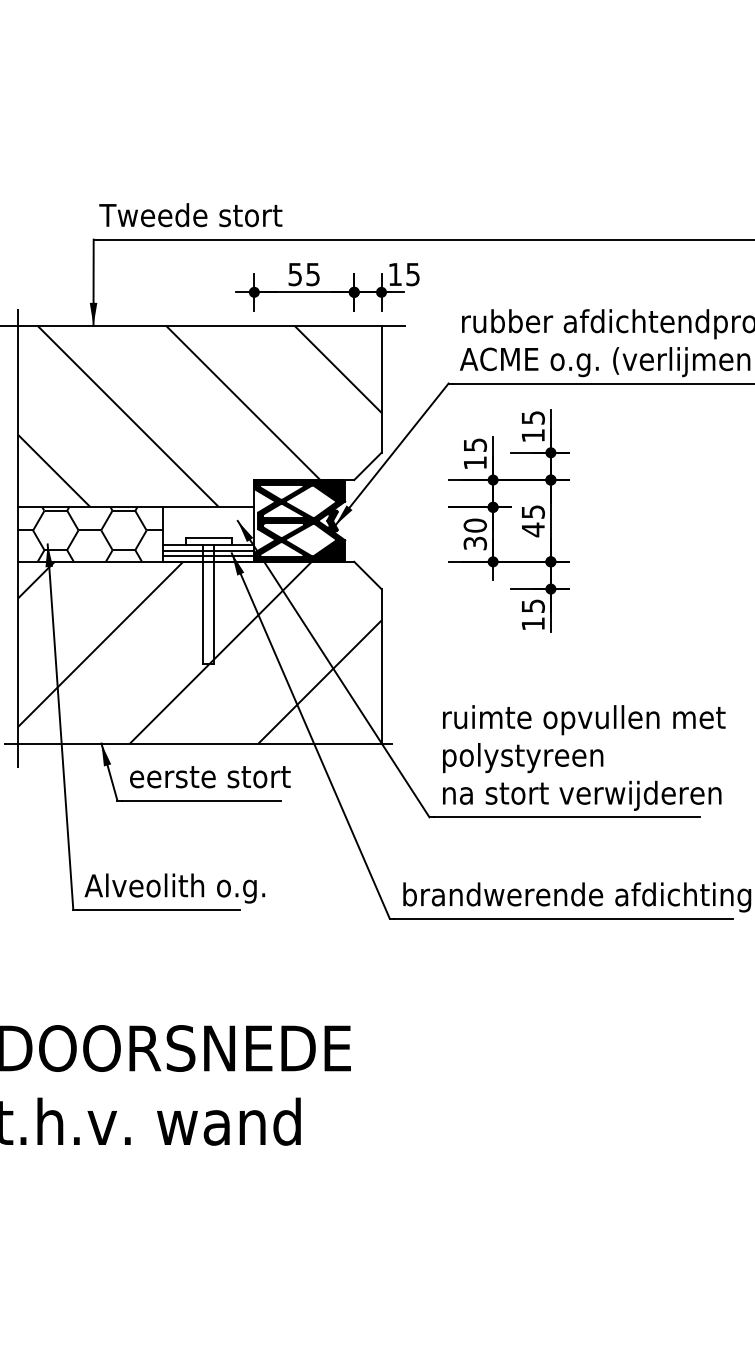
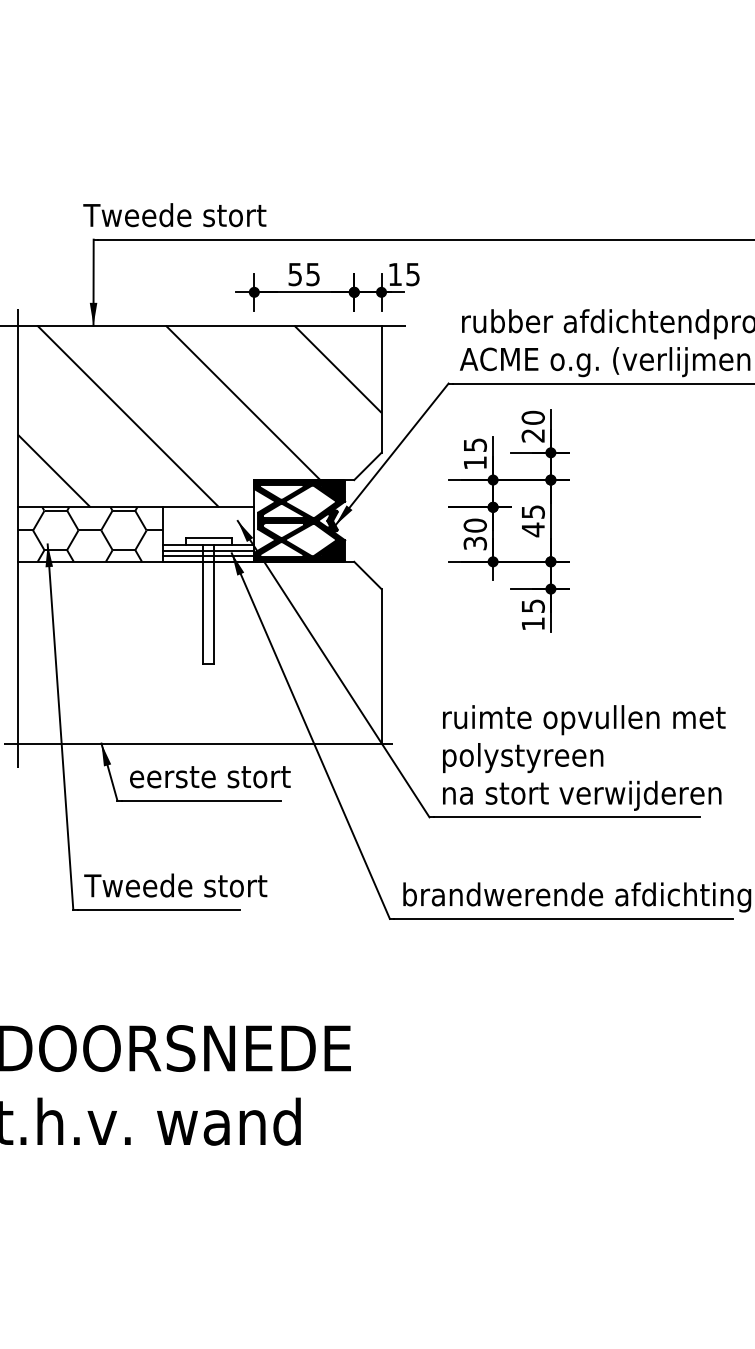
text position: (190, 215) -> (174, 215) (174, 215)
text: 15 -> 20 (532, 426)
hatch: present -> none (199, 652)
text: Alveolith o.g. -> Tweede stort (175, 888)
